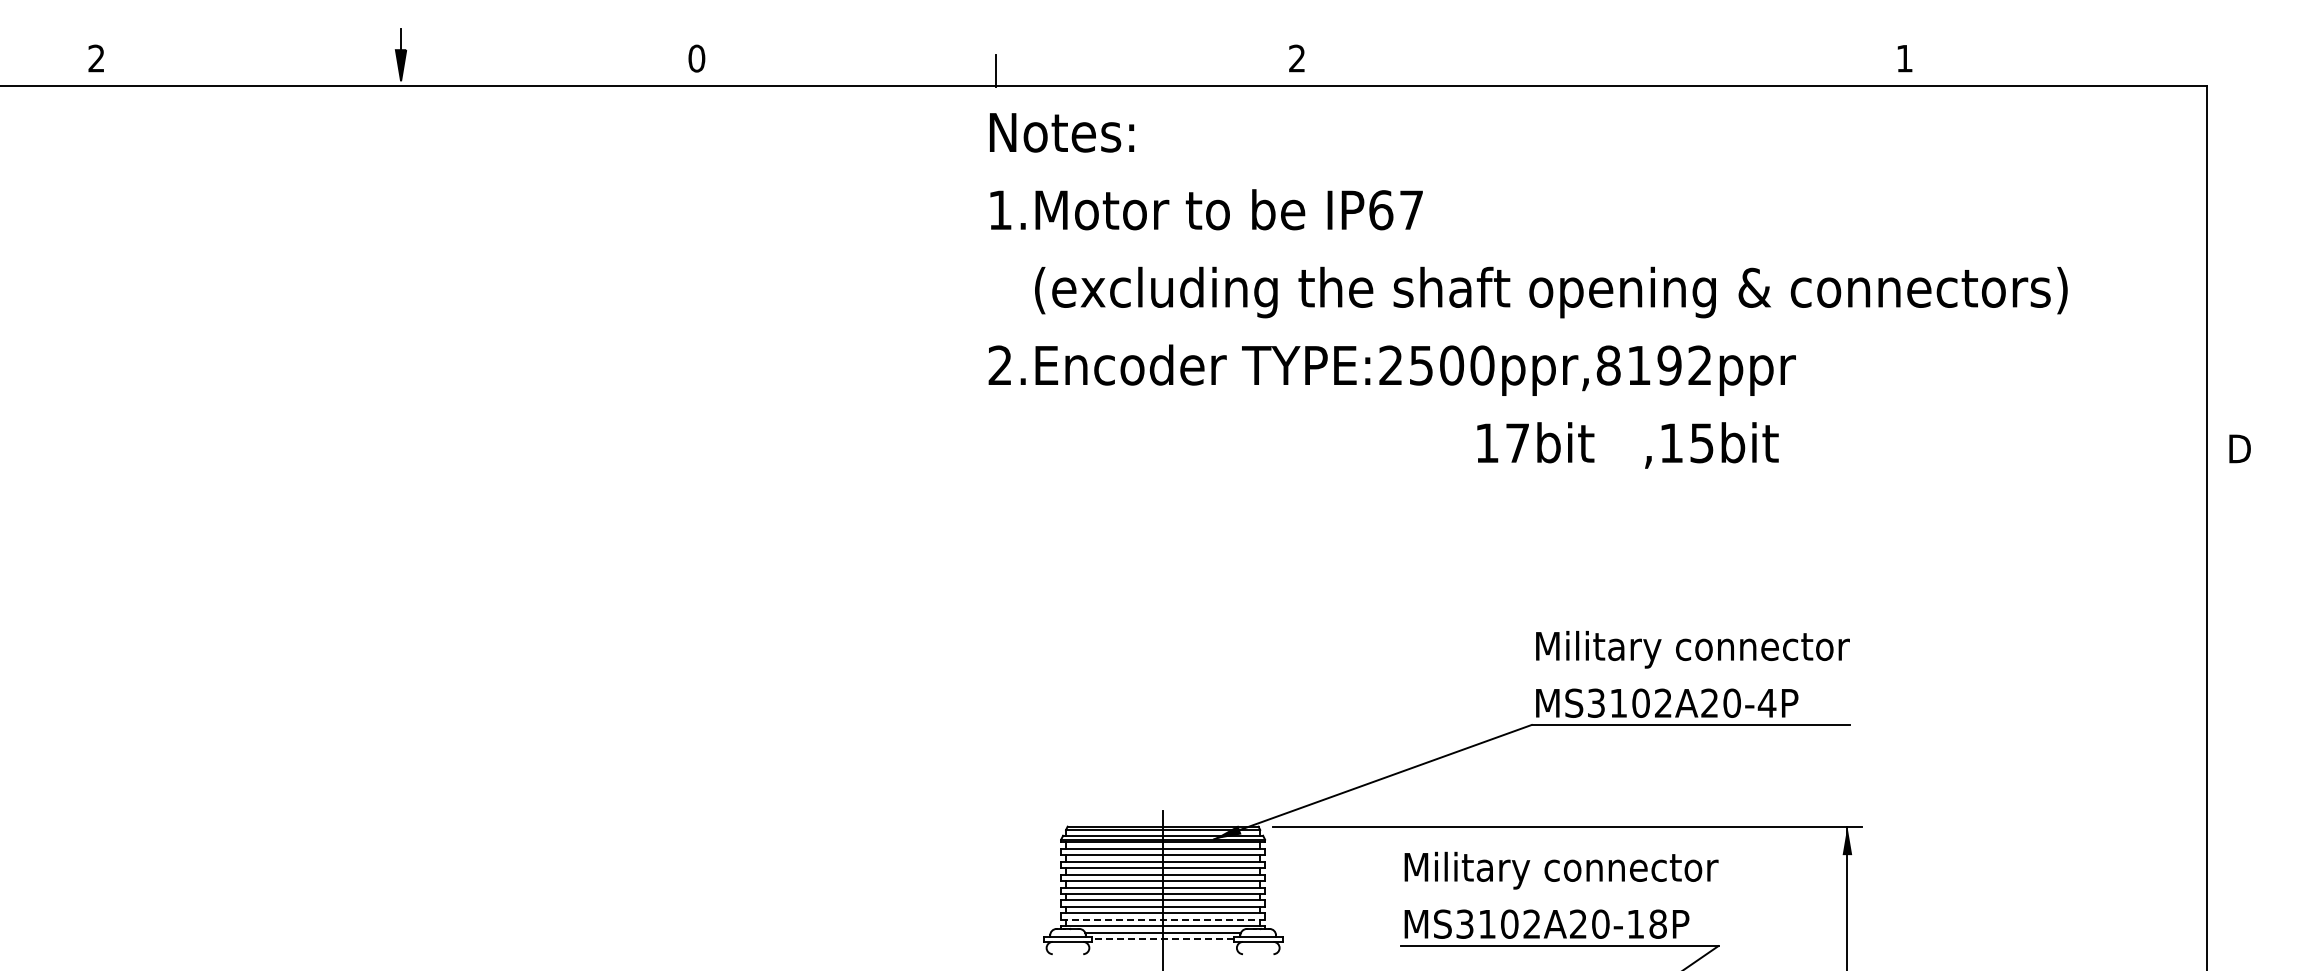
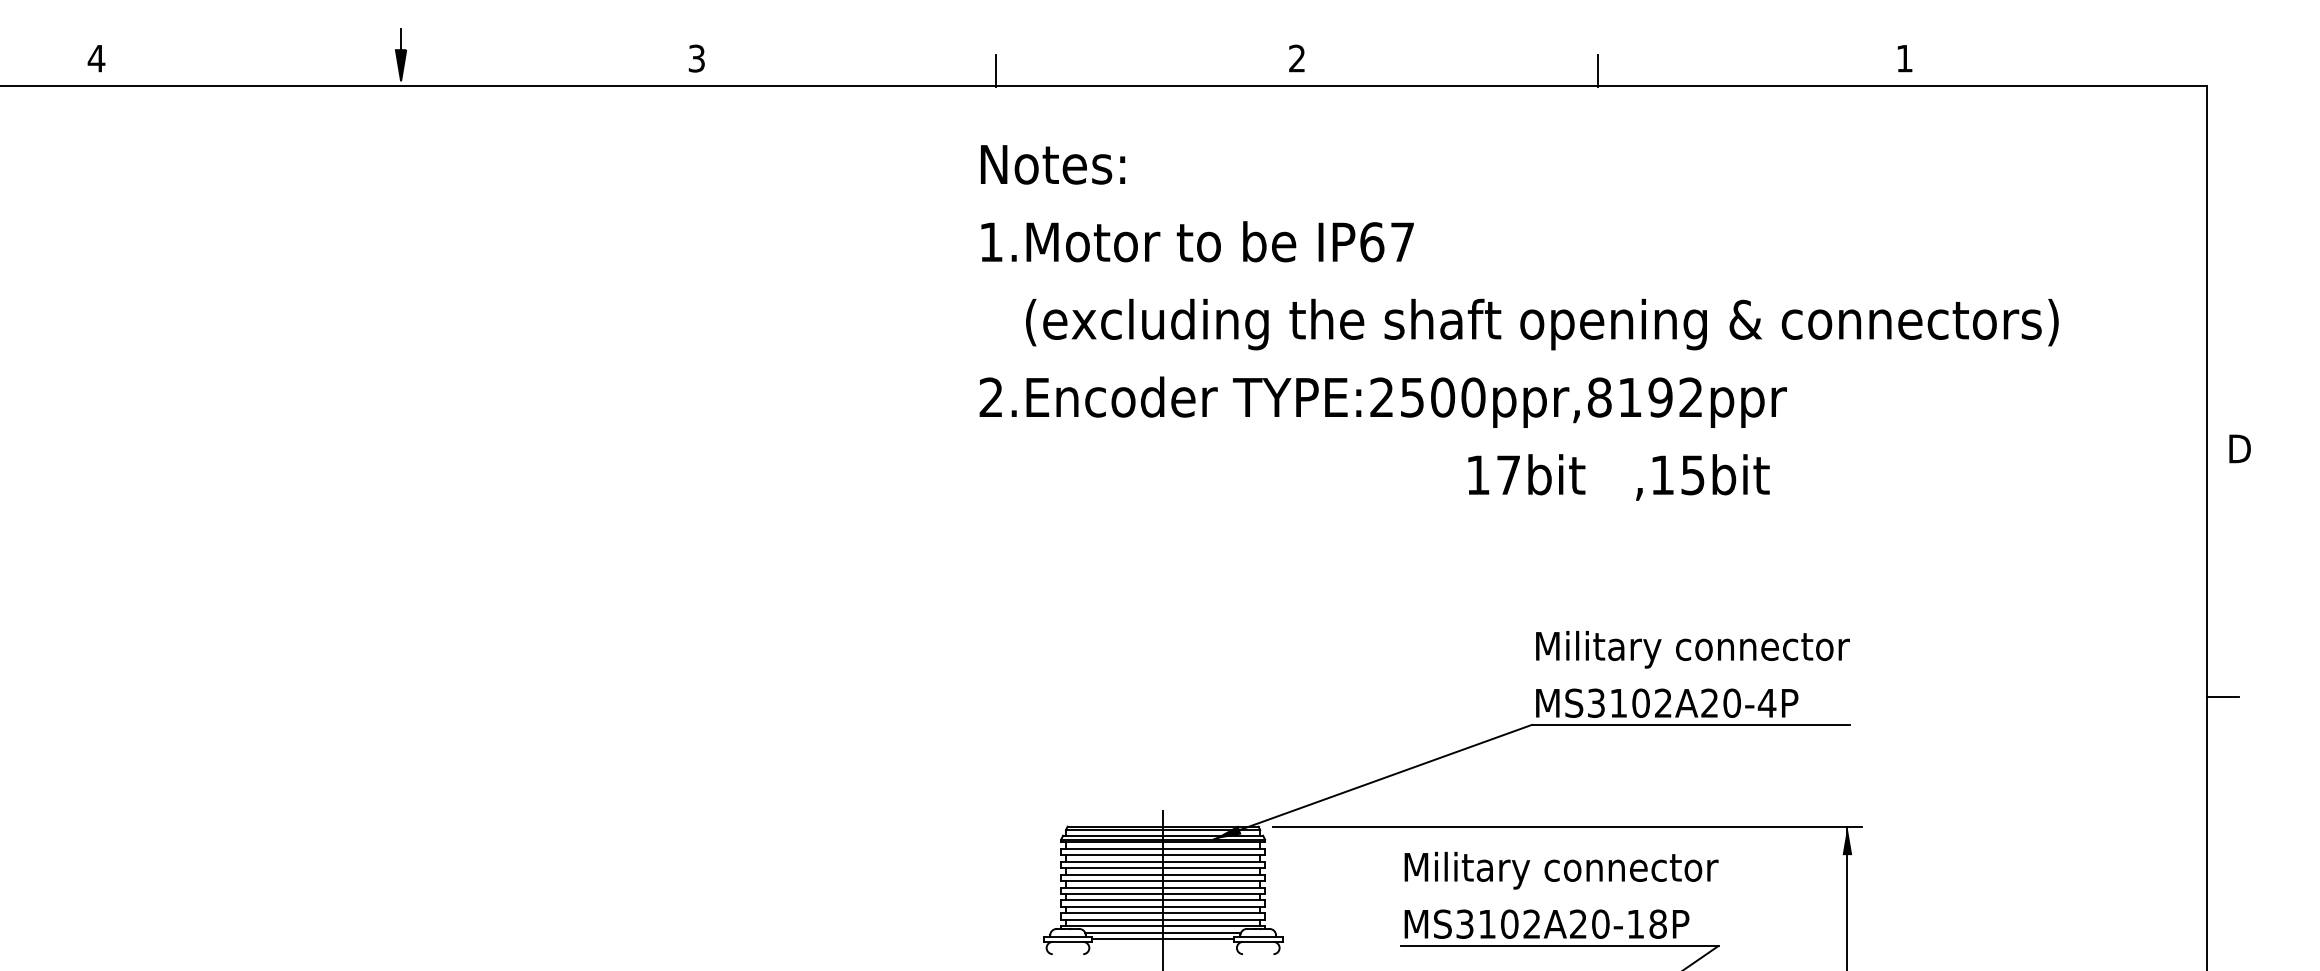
text: 2 -> 4 (96, 58)
text: 0 -> 3 (696, 58)
line: none -> present (1598, 70)
text position: (1527, 290) -> (1518, 322) (1518, 322)
line: none -> present (2222, 697)
line: dashed -> solid (1163, 919)
line: dashed -> solid (1163, 939)
